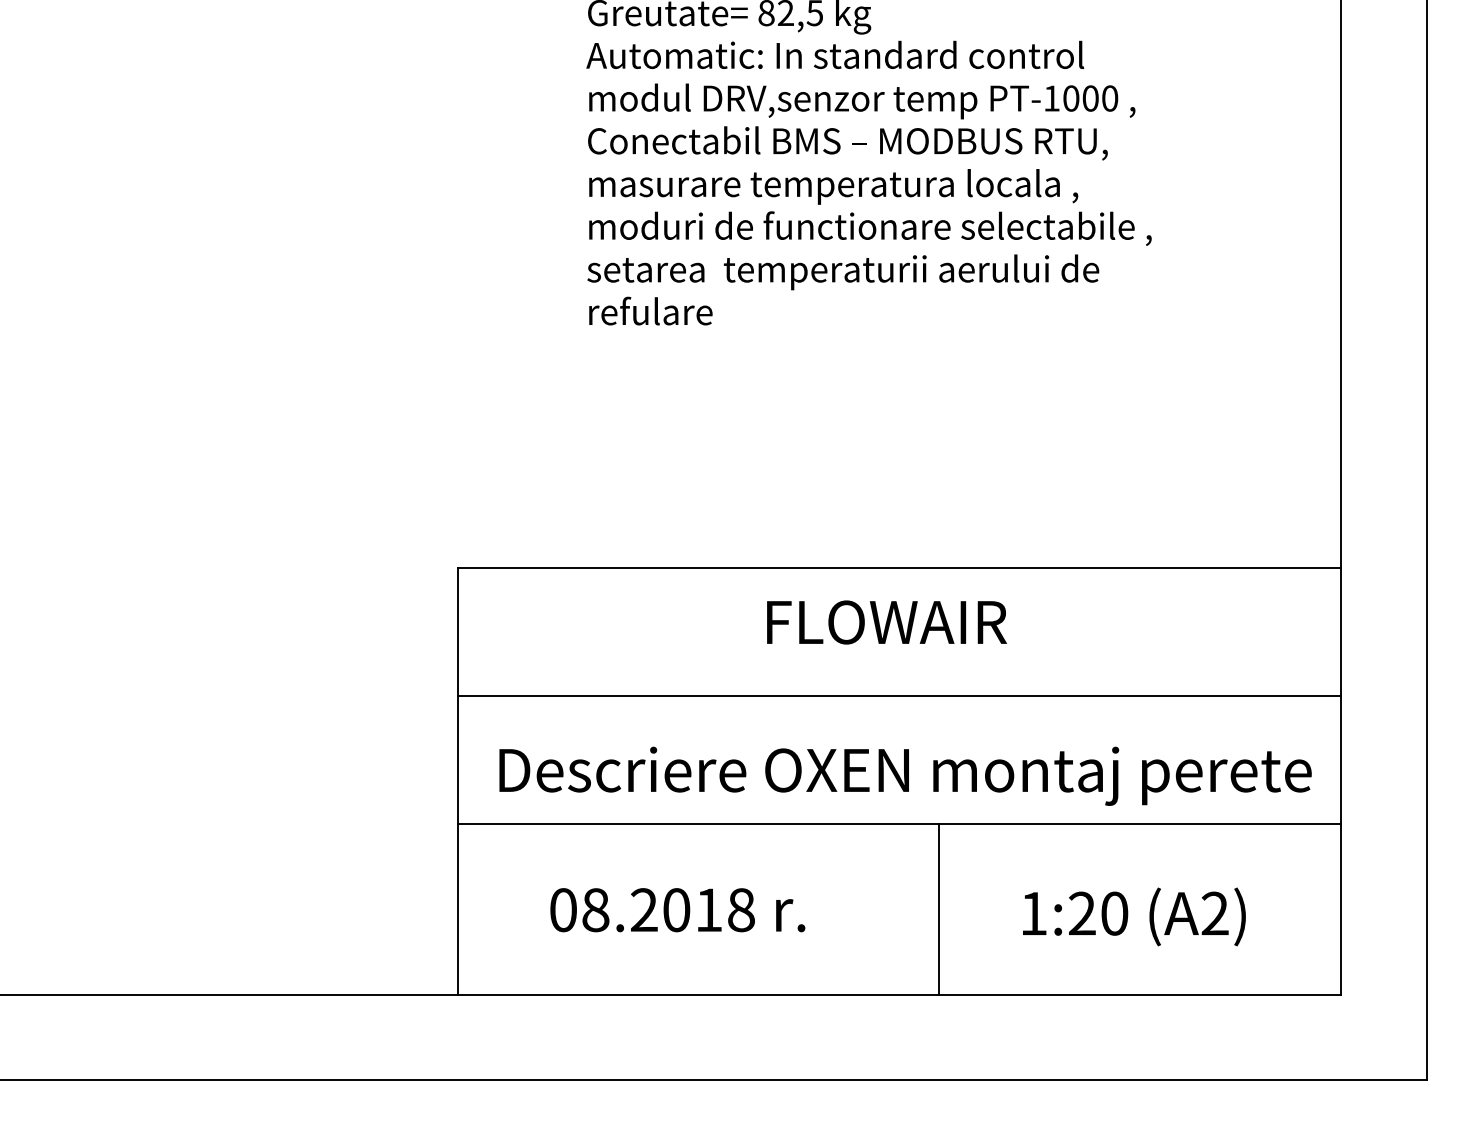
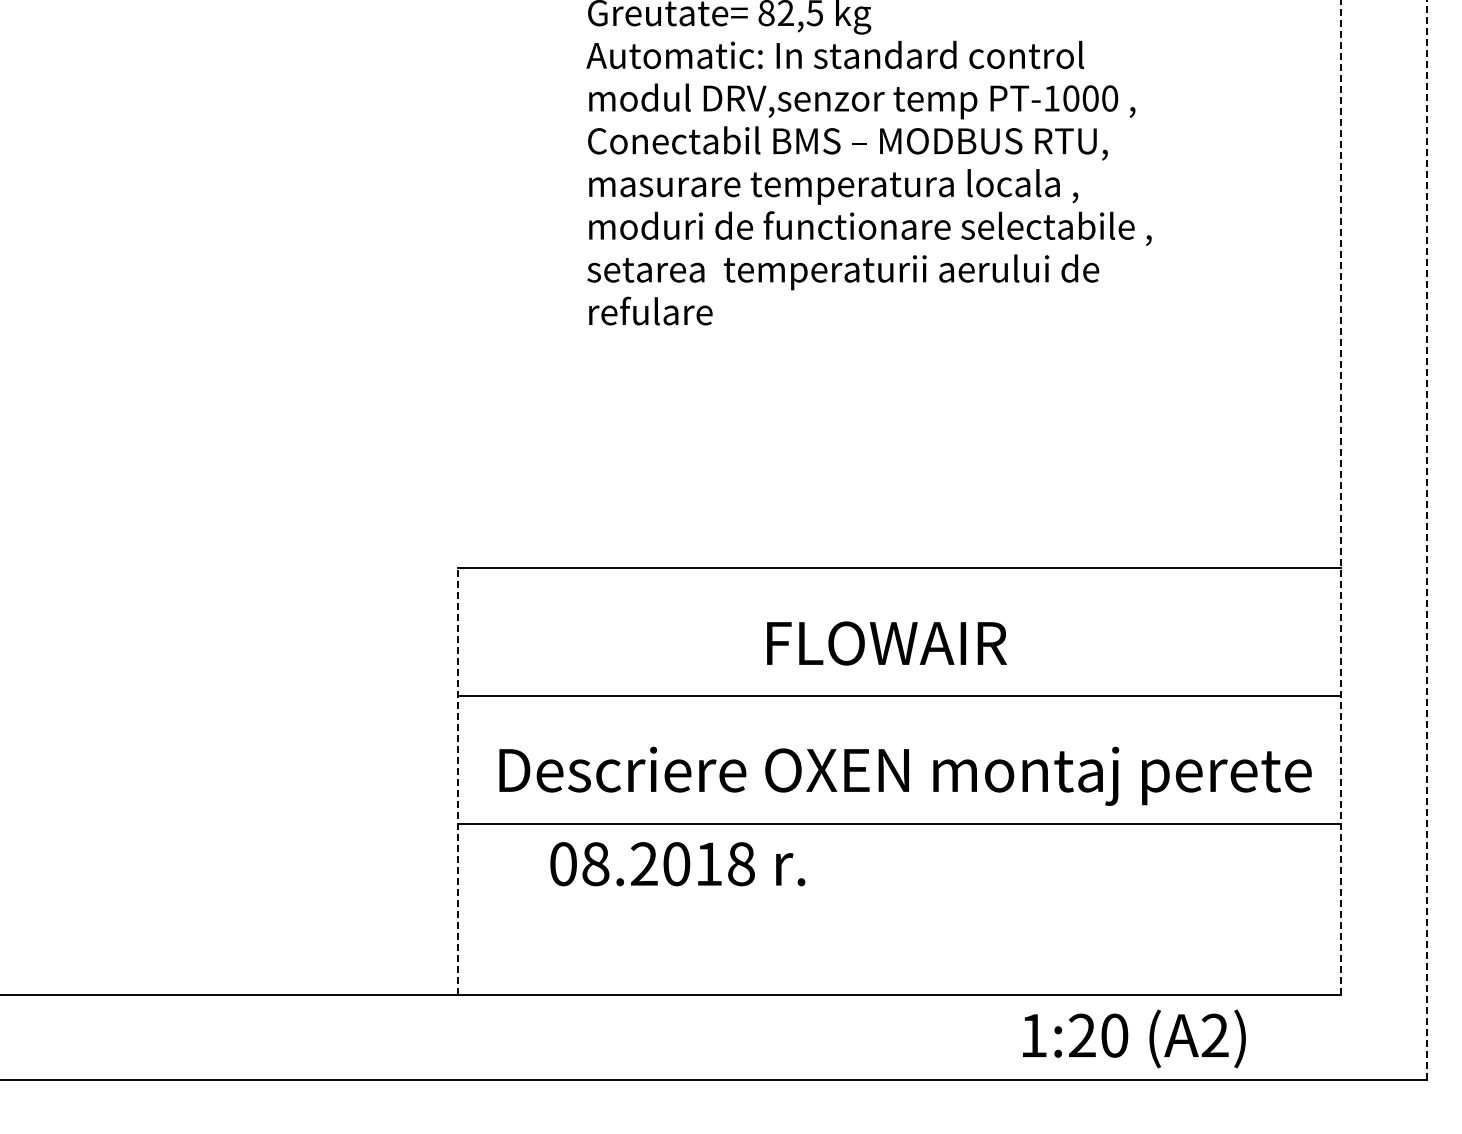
line: solid -> dashed (1341, 496)
line: solid -> dashed (1426, 540)
text position: (886, 622) -> (886, 643) (886, 643)
line: solid -> dashed (458, 781)
line: present -> none (938, 909)
text position: (677, 910) -> (677, 864) (677, 864)
text position: (1134, 916) -> (1134, 1038) (1134, 1038)
